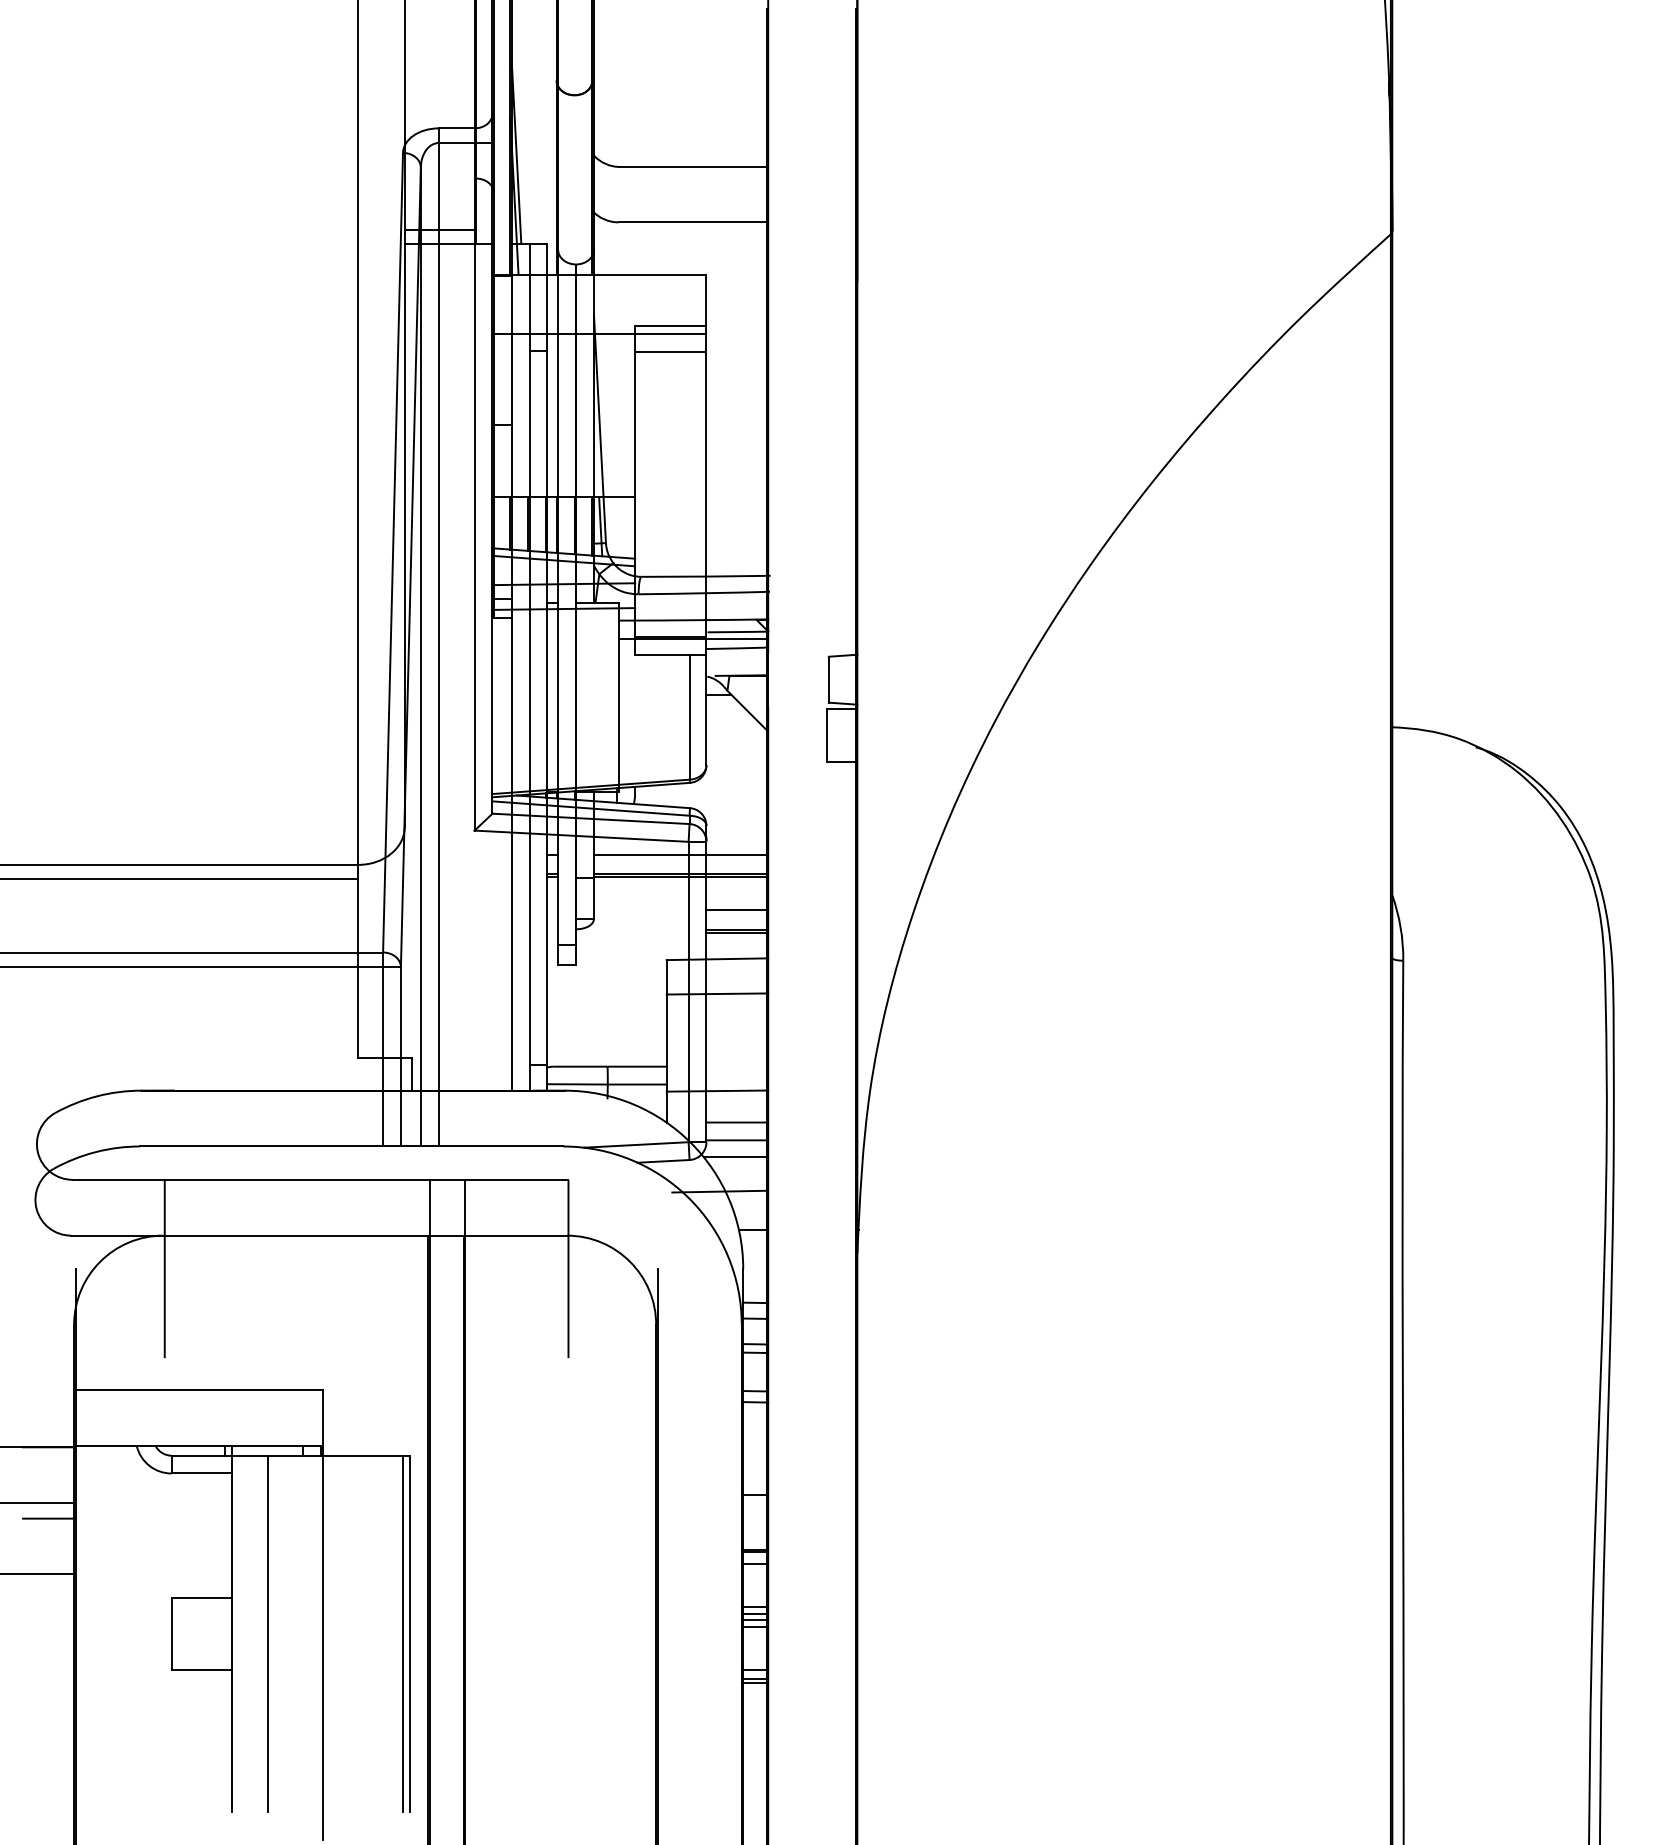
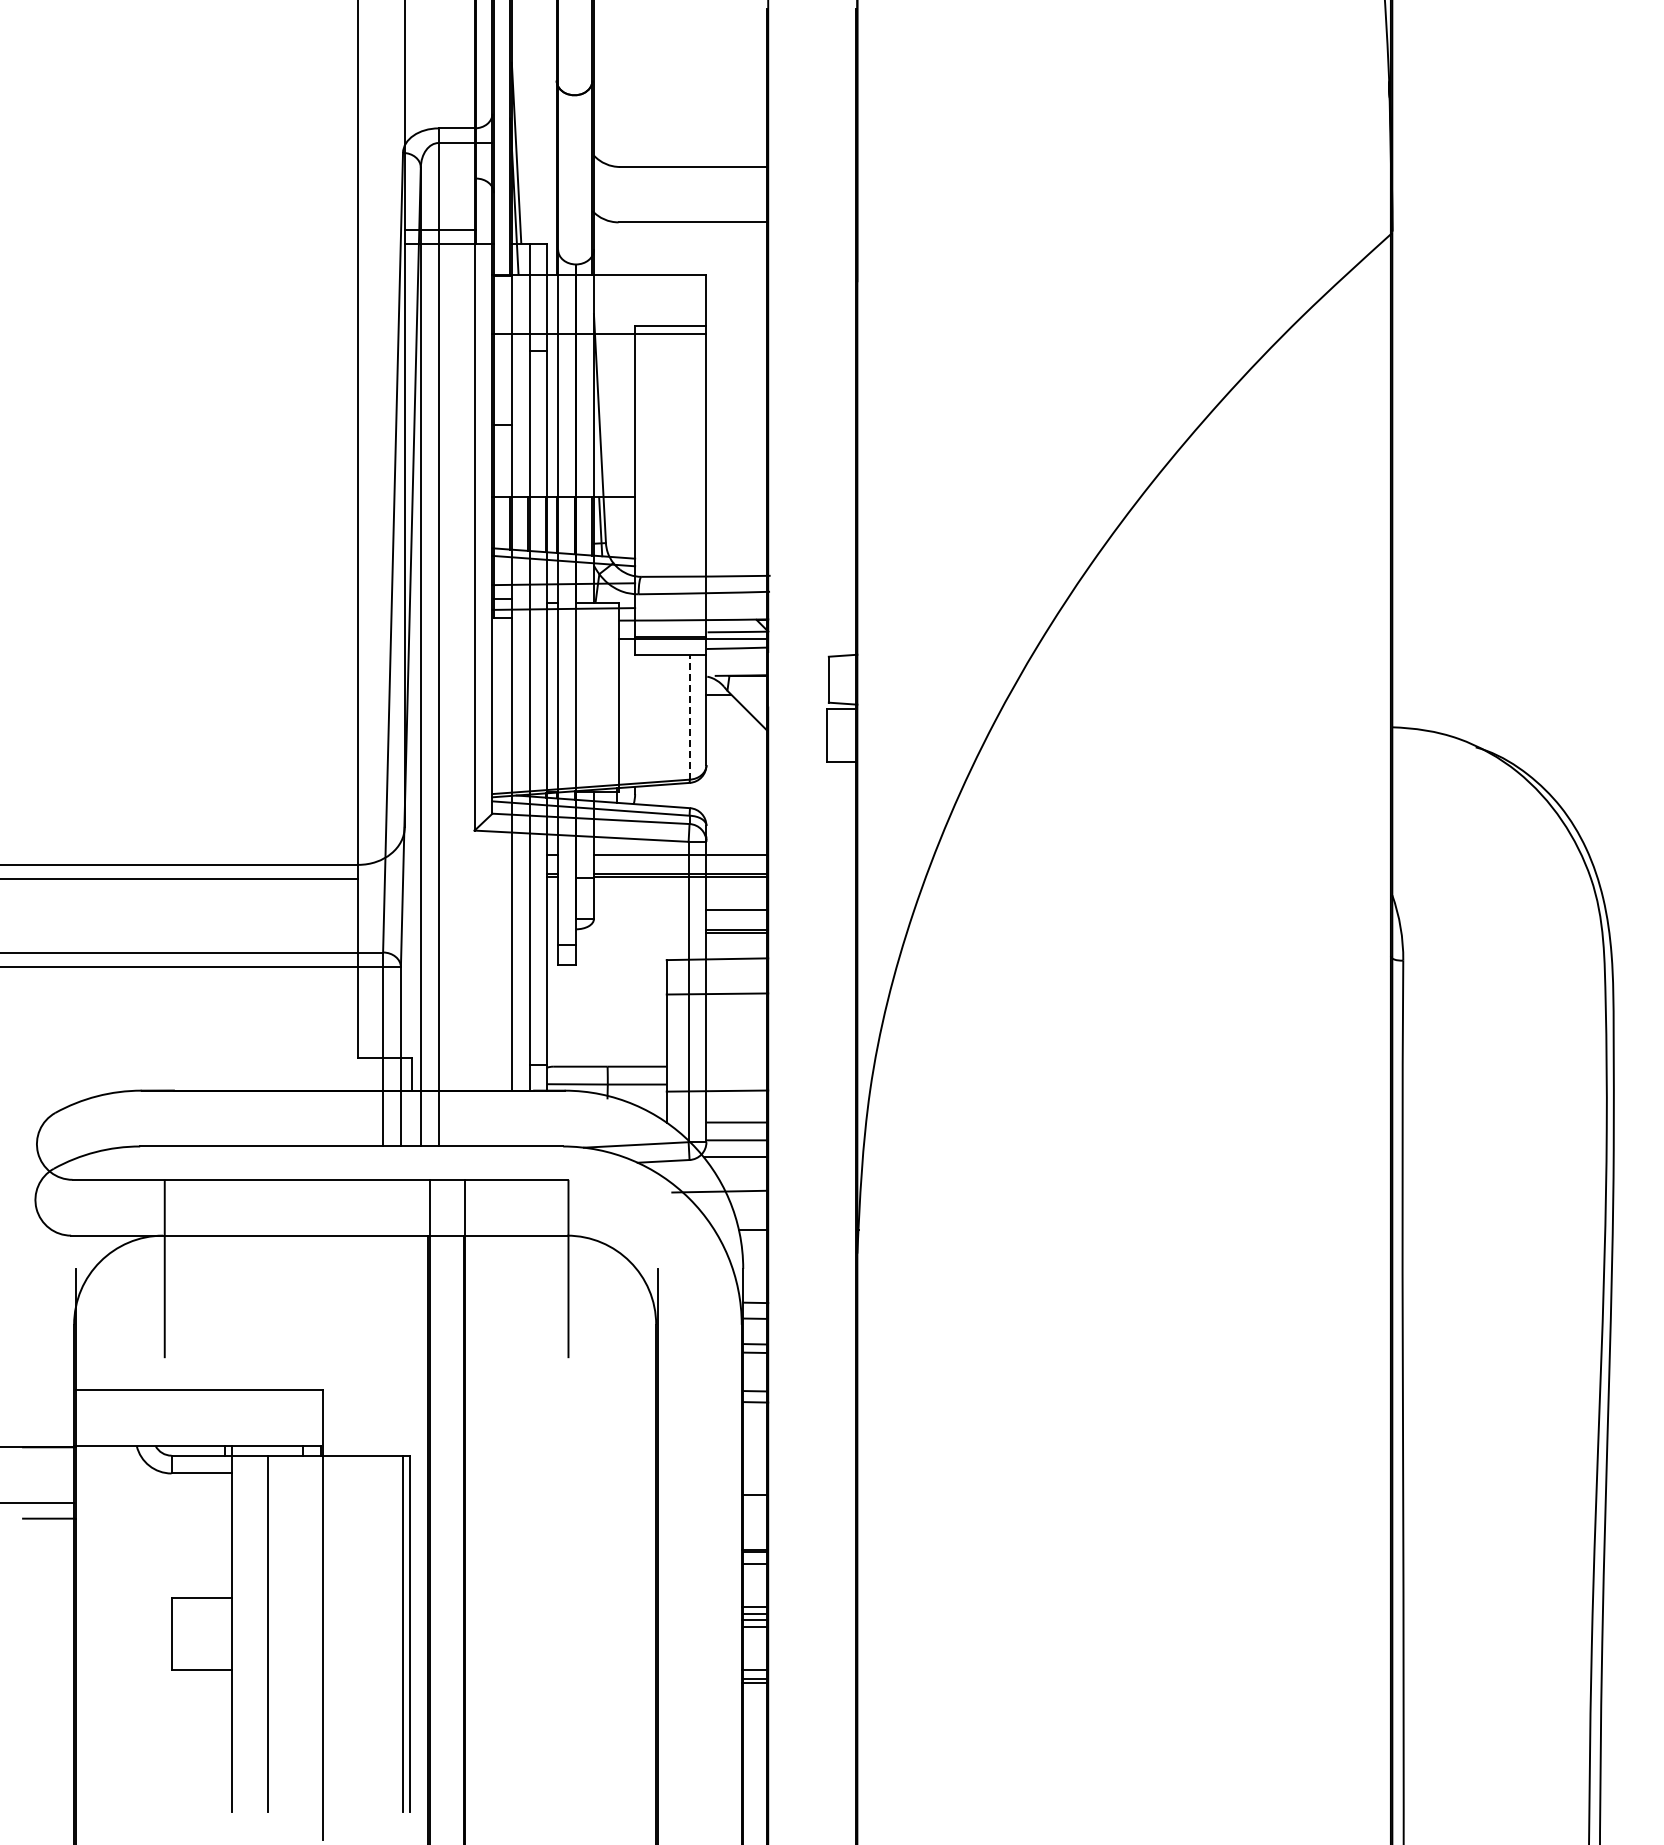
line: present -> none (670, 351)
line: solid -> dashed (689, 716)
line: present -> none (38, 1574)
